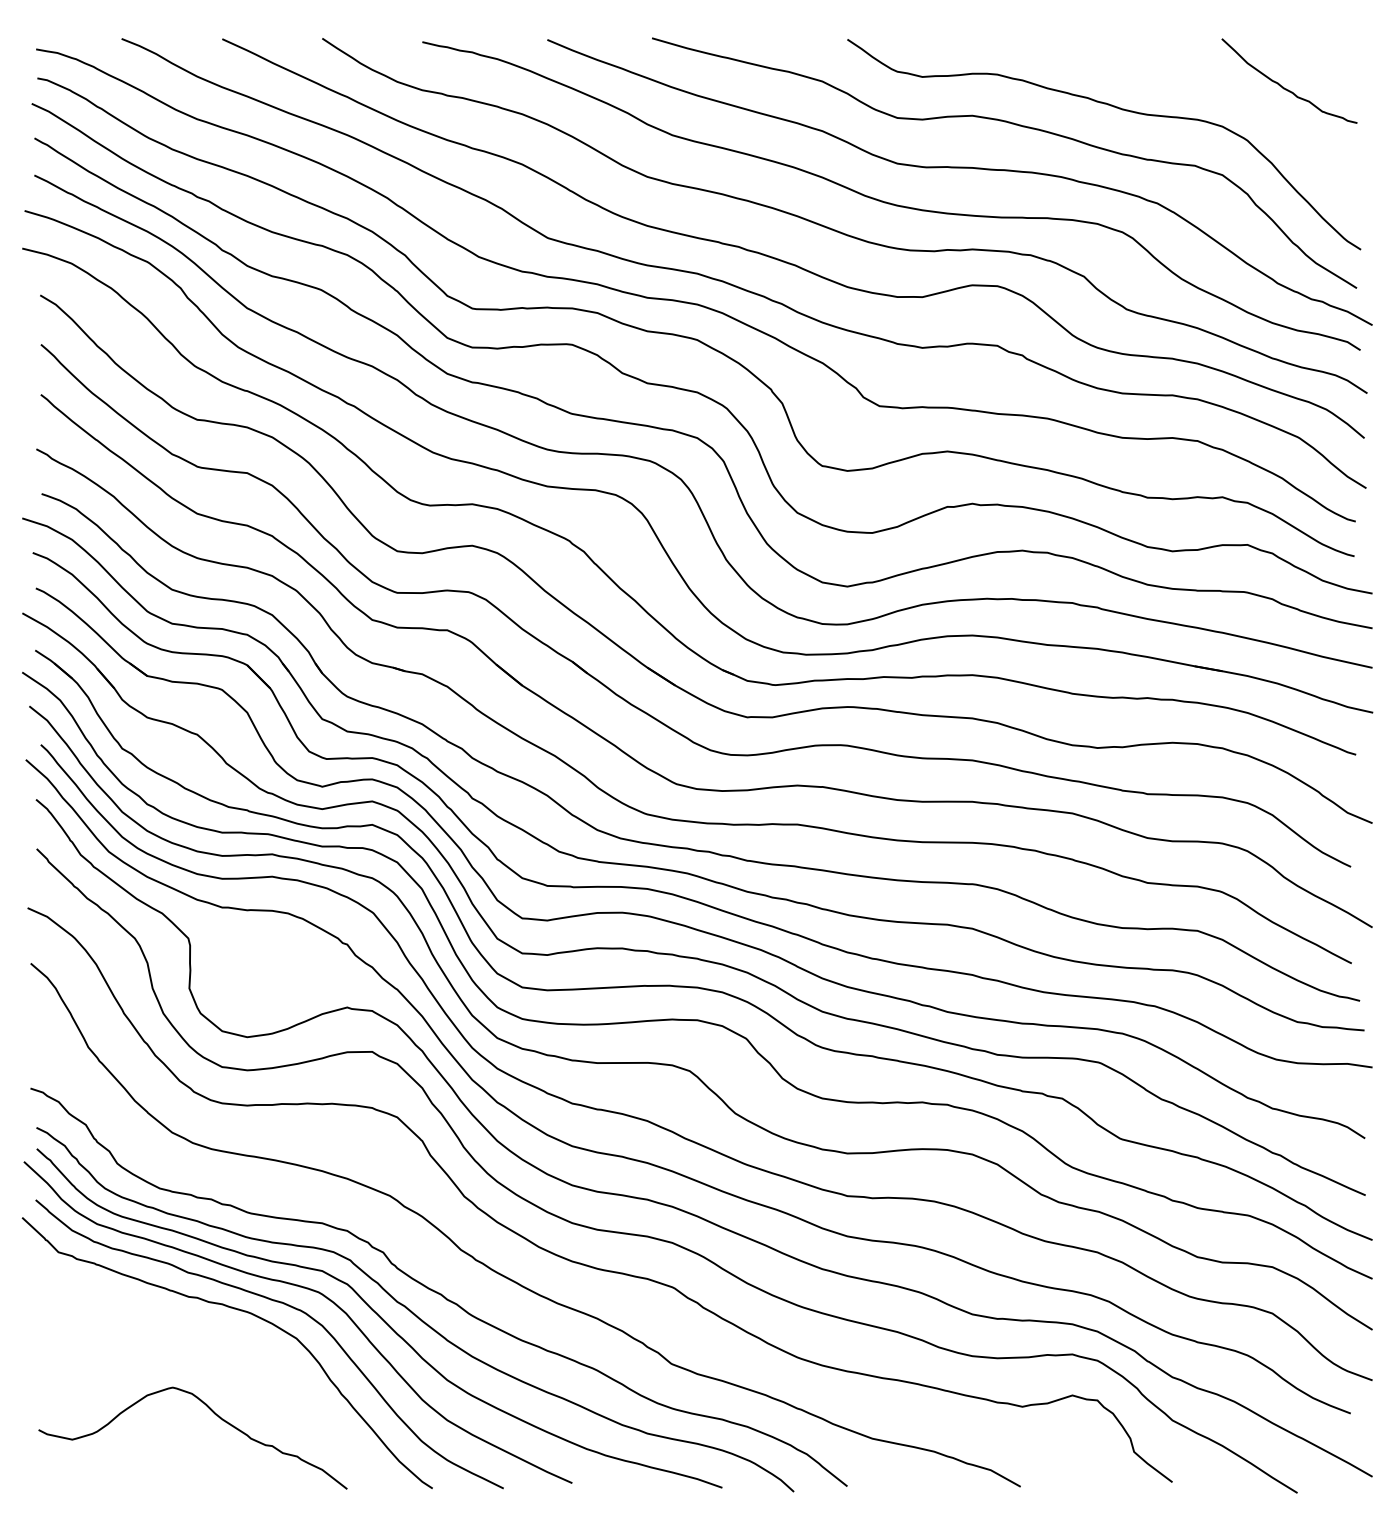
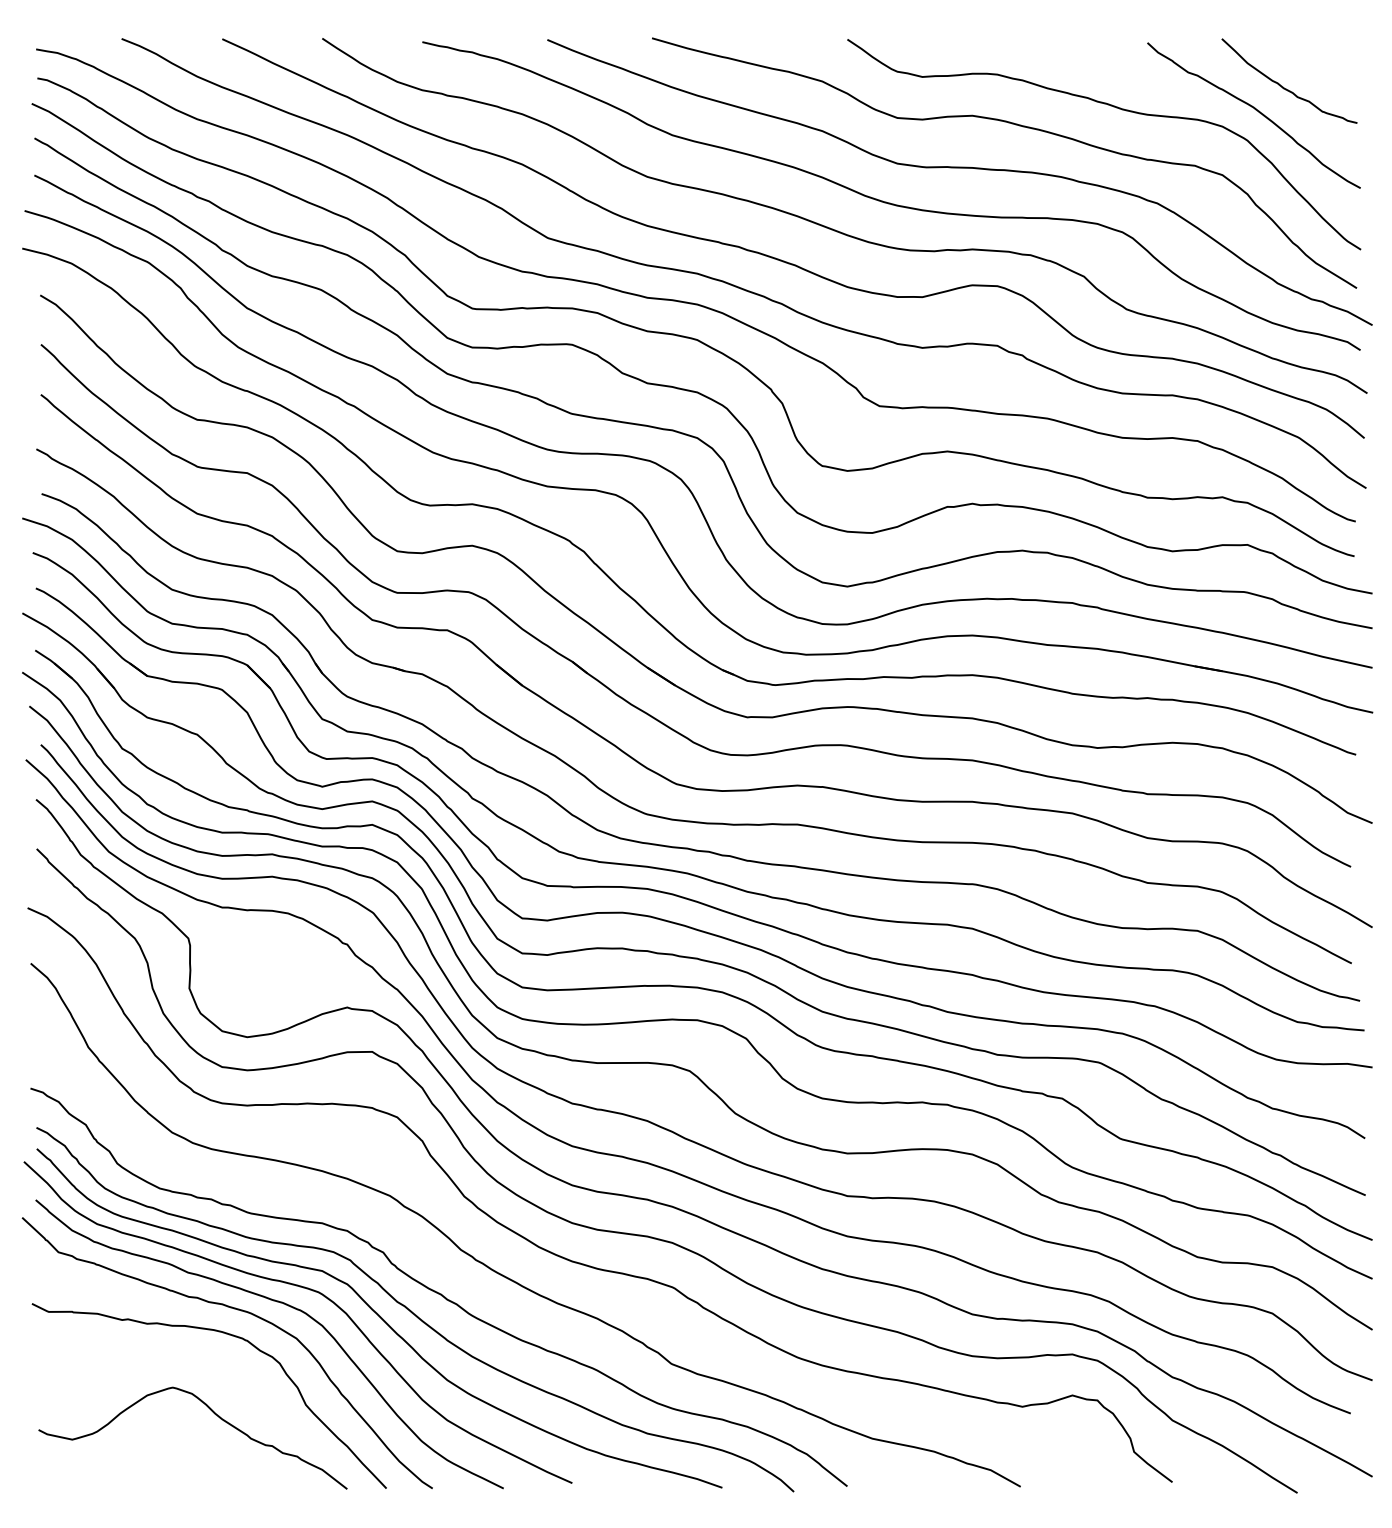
curve: none -> present (1255, 110)
curve: none -> present (222, 1333)
